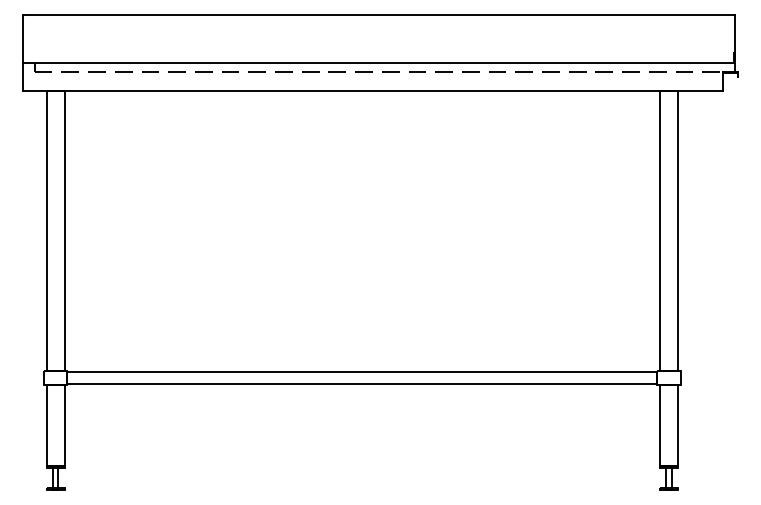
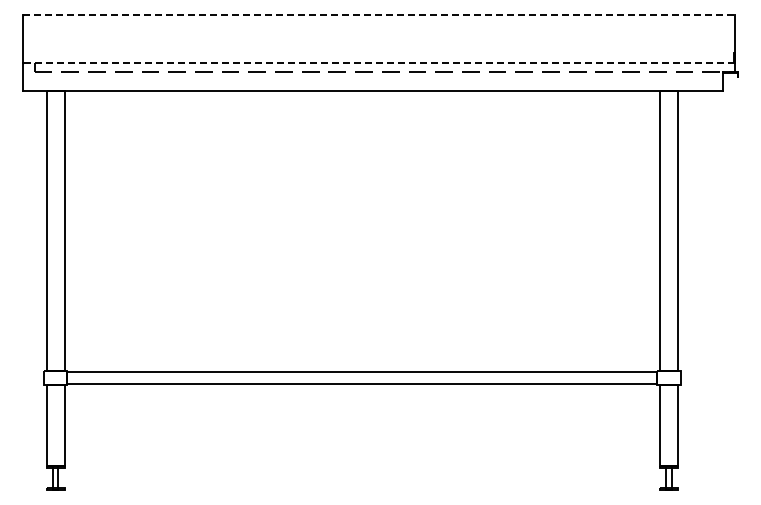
line: solid -> dashed (379, 15)
line: solid -> dashed (378, 62)
